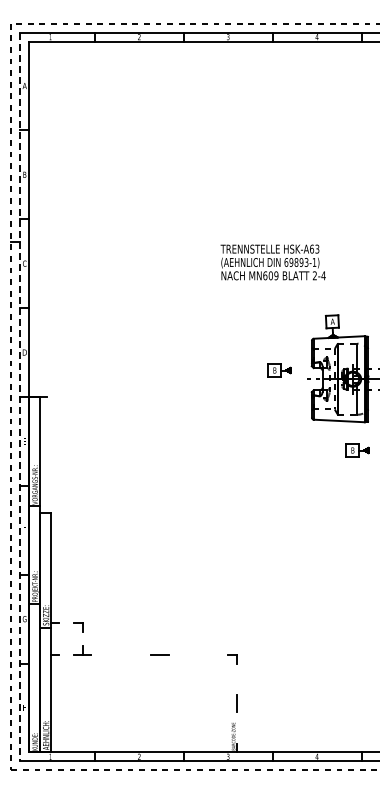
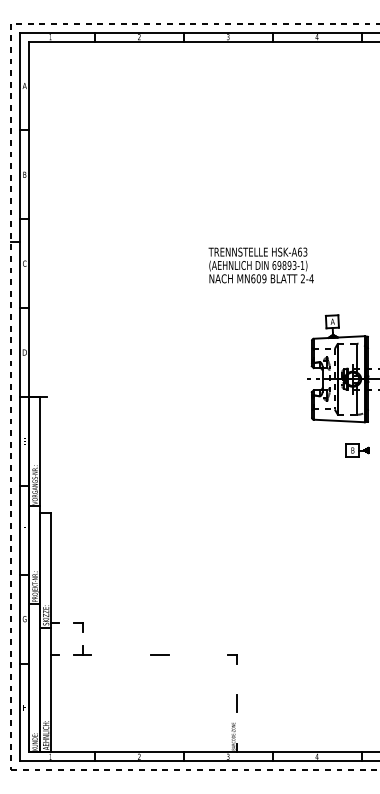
text position: (272, 262) -> (260, 265) (260, 265)
part: present -> none (279, 370)
line: dashed -> solid (20, 397)
